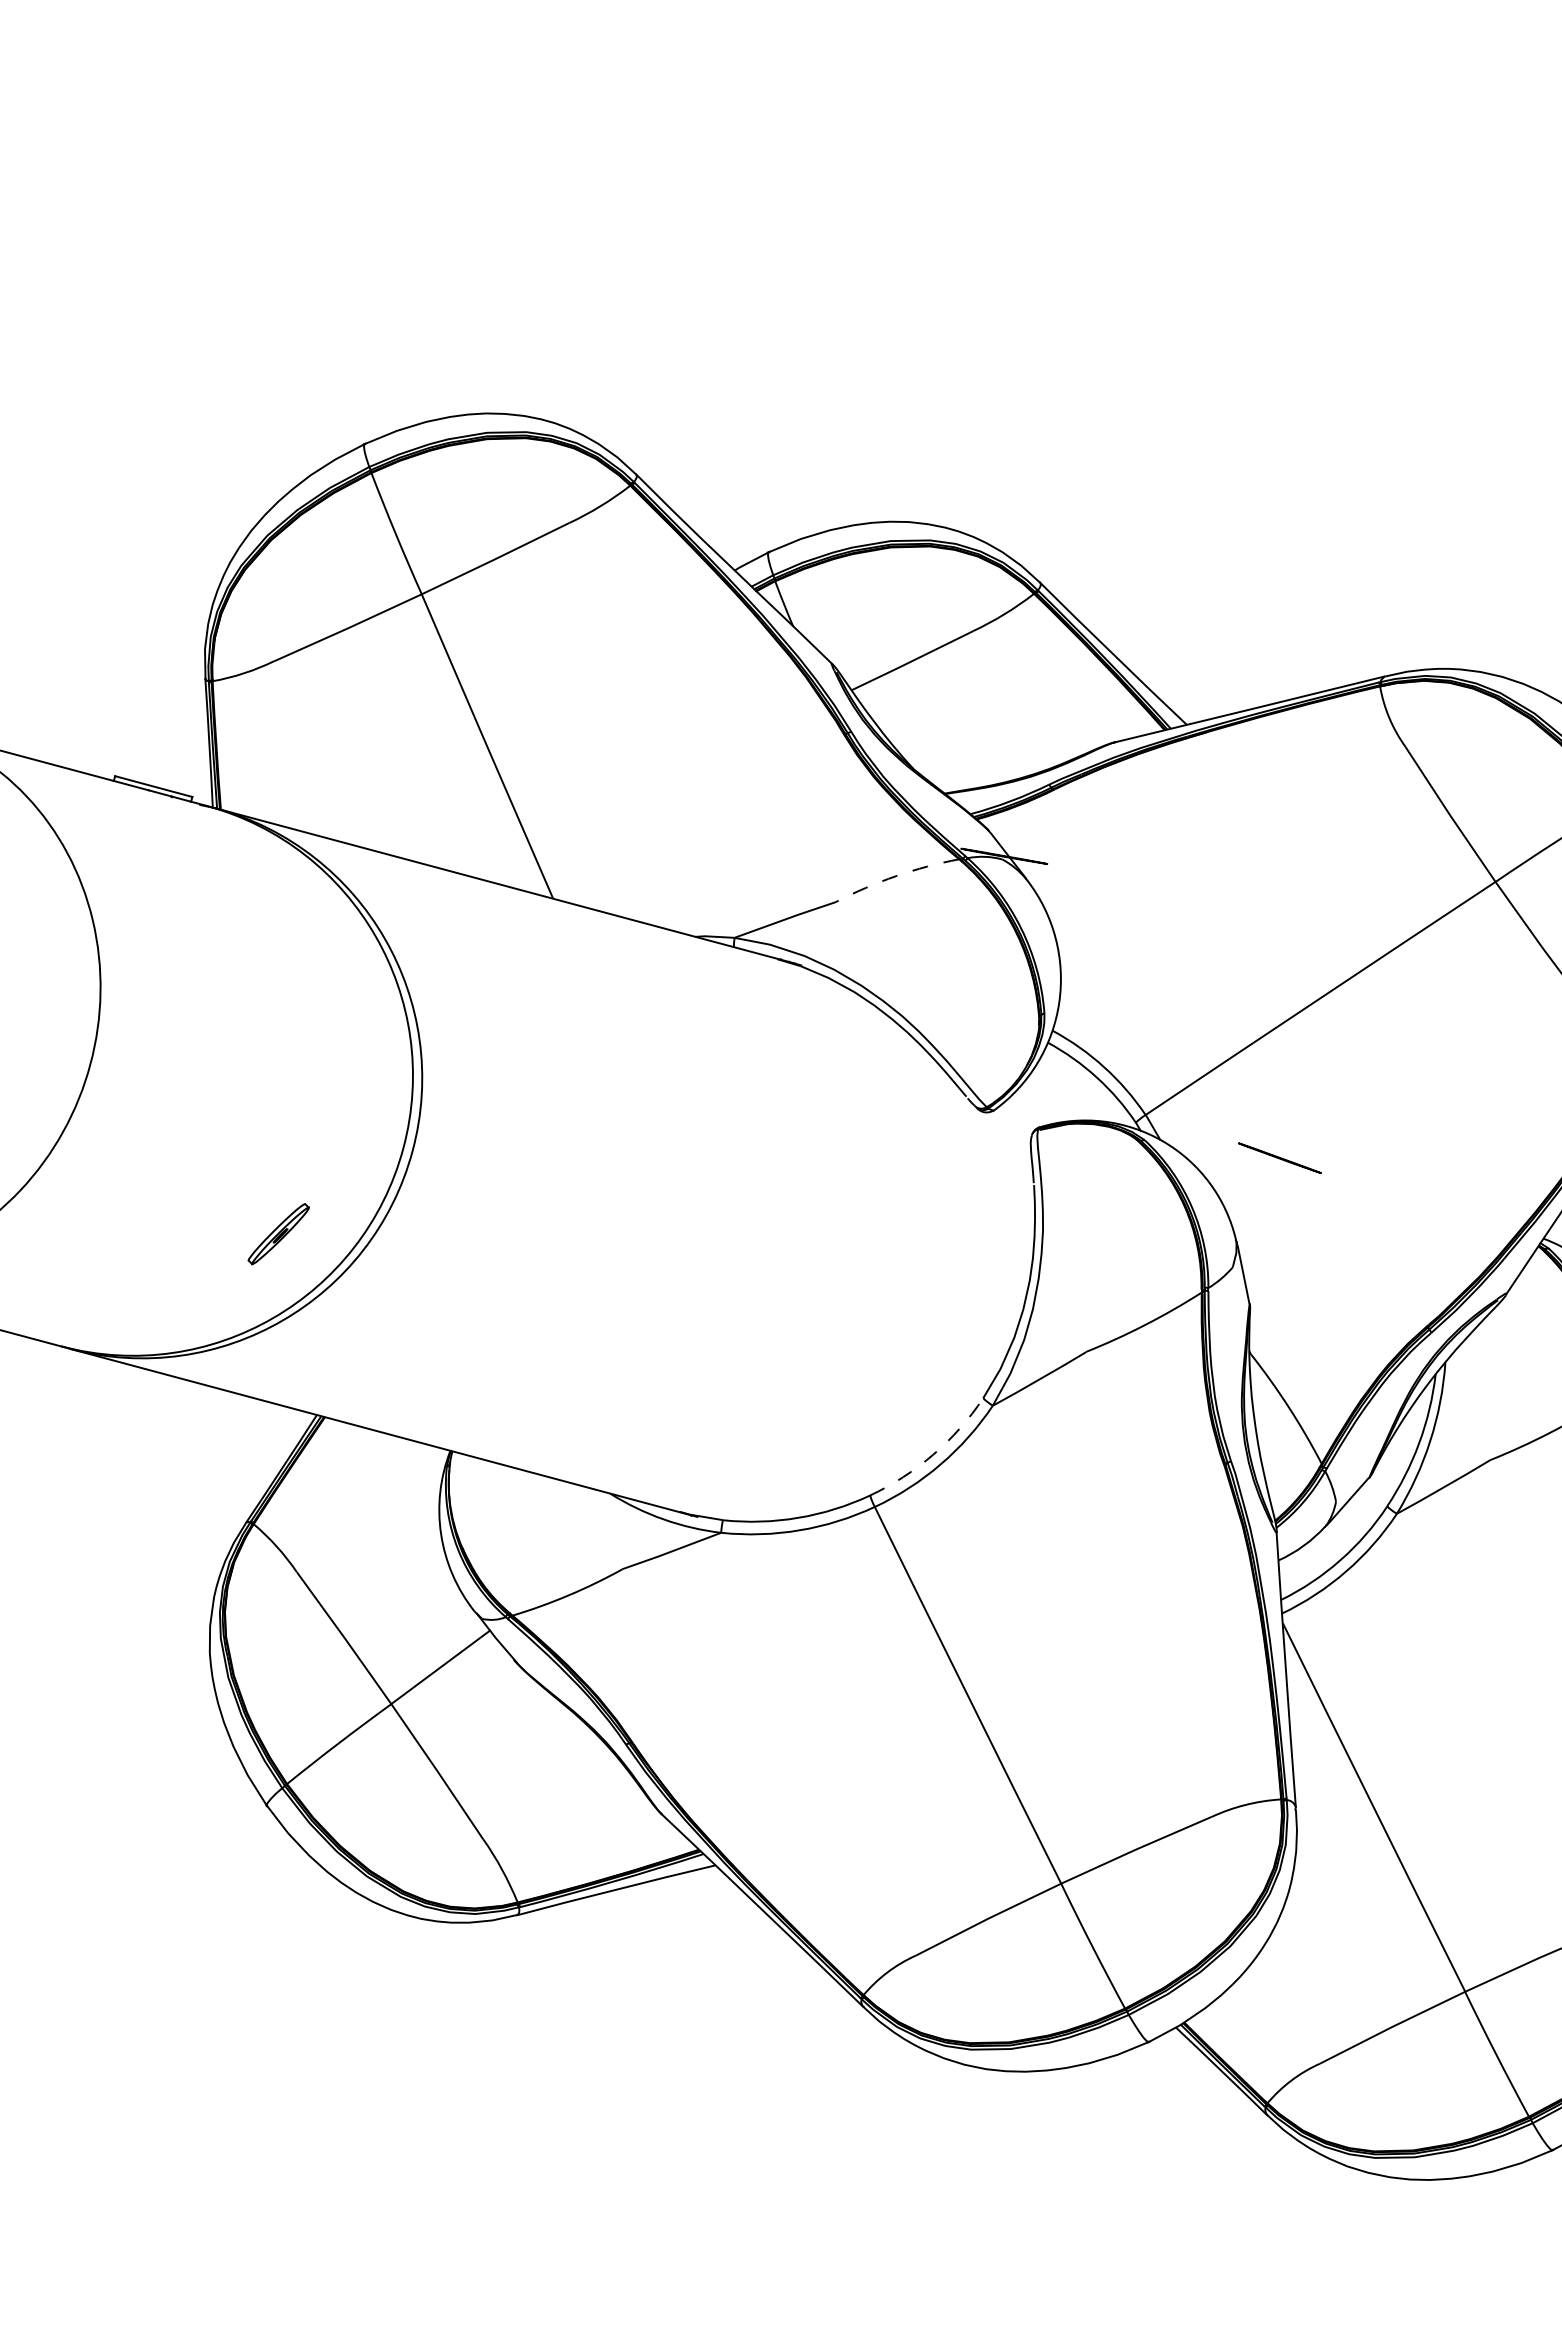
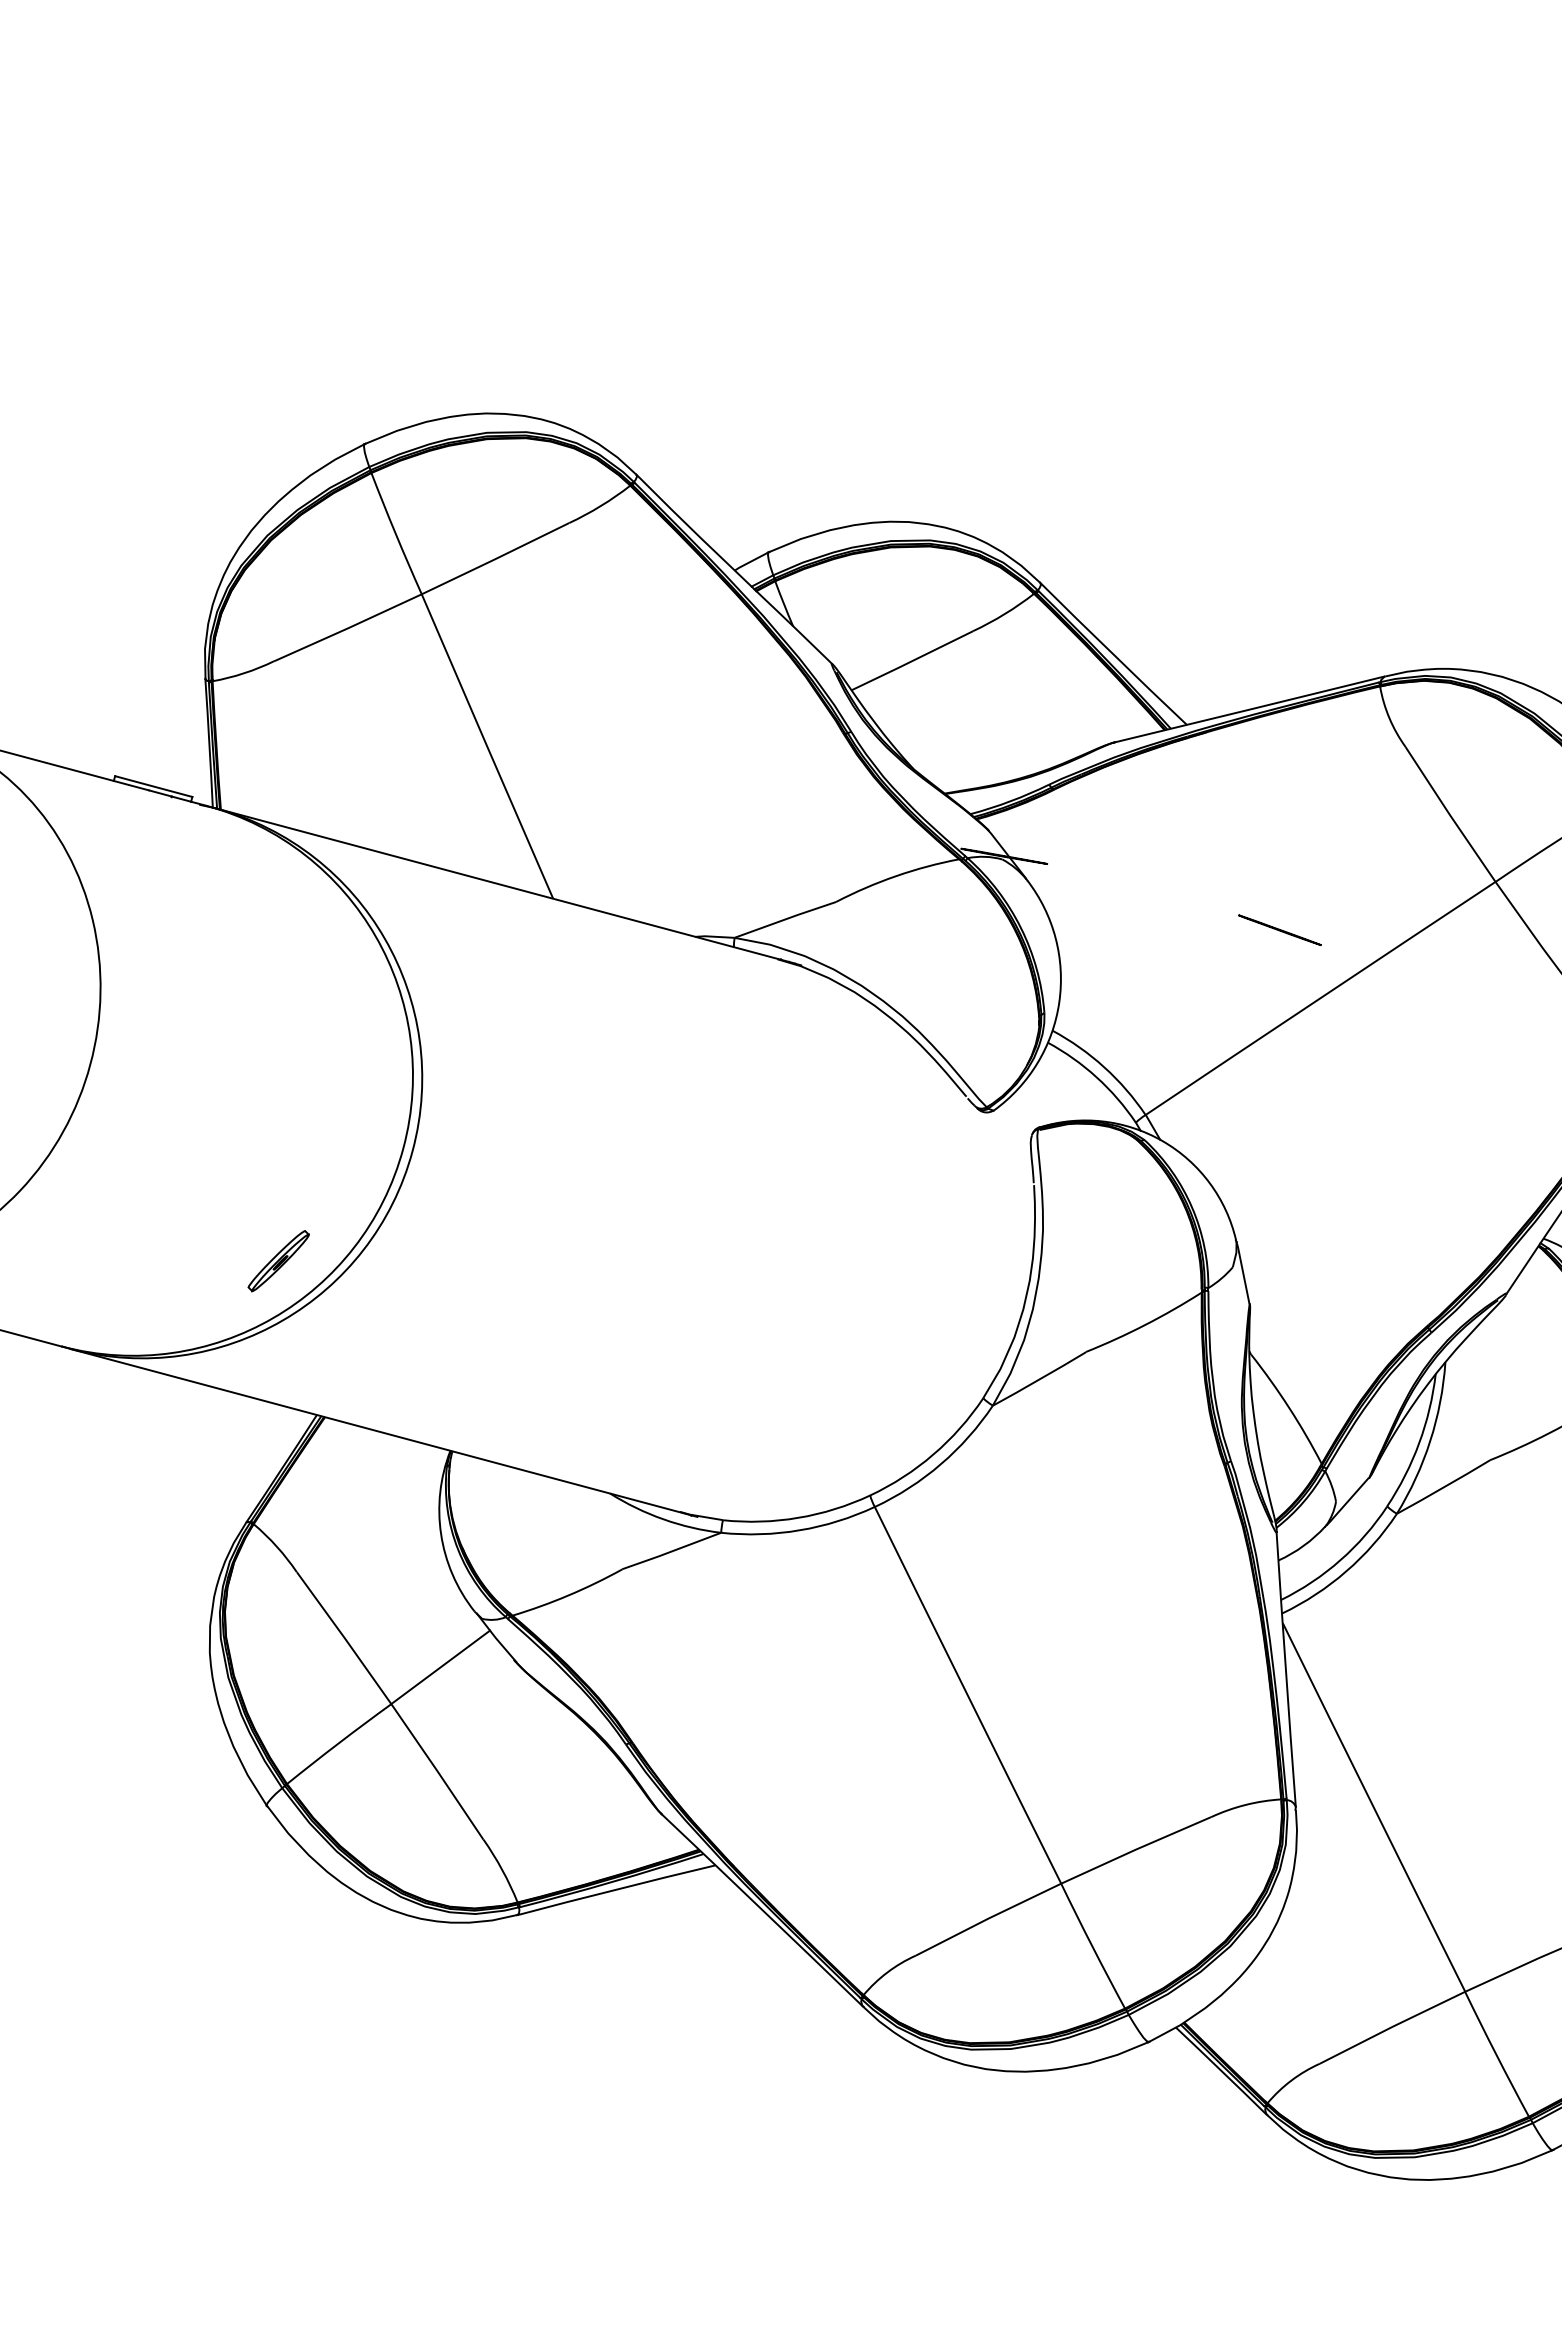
arc: dashed -> solid (896, 876)
line position: (1279, 1157) -> (1279, 929) (1279, 929)
part position: (278, 1234) -> (278, 1261) (278, 1261)
arc: dashed -> solid (933, 1454)
